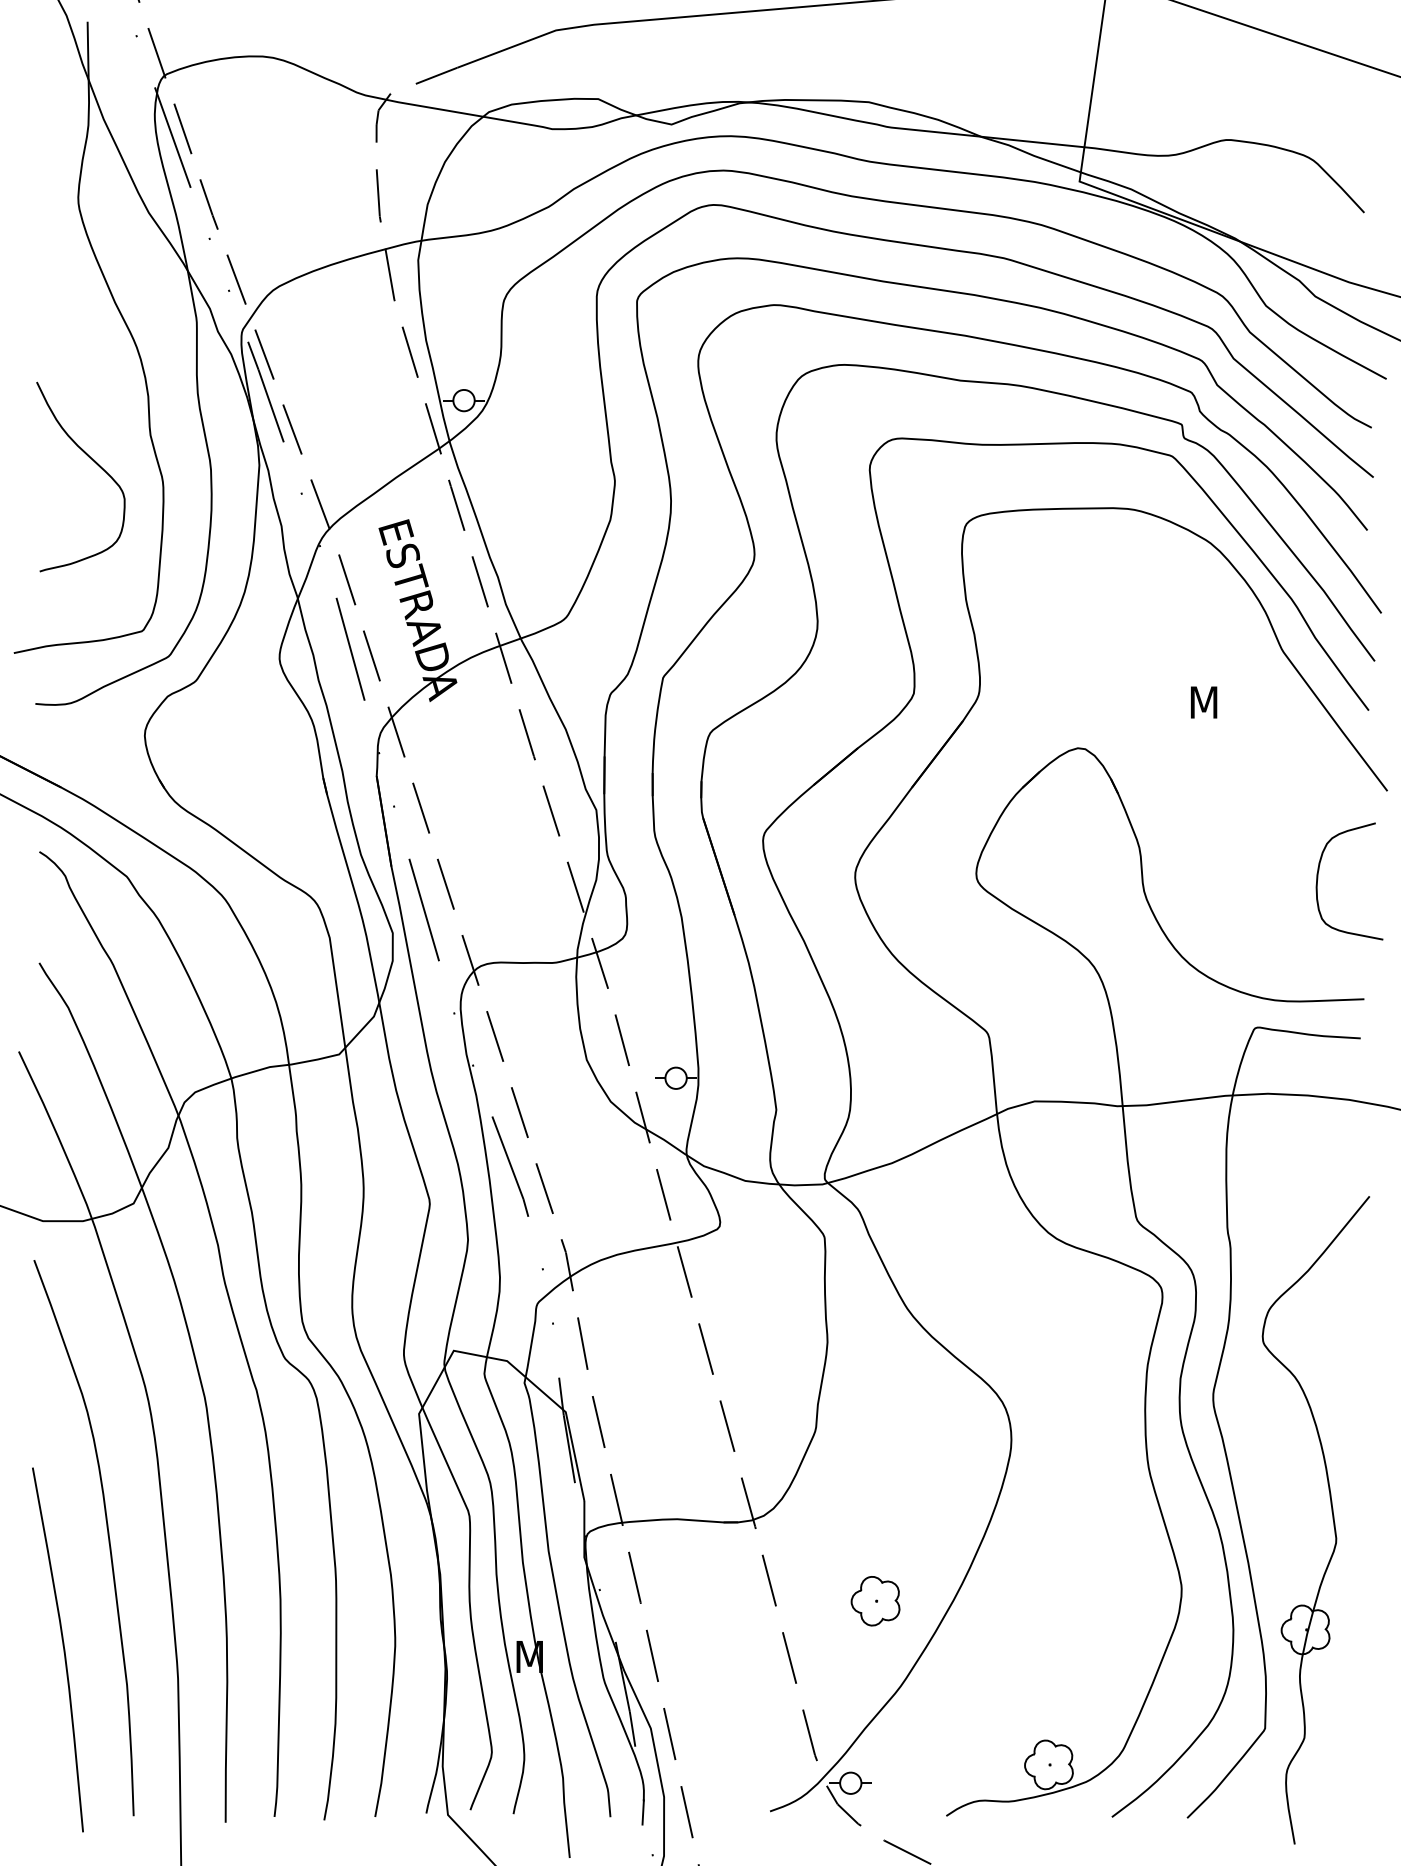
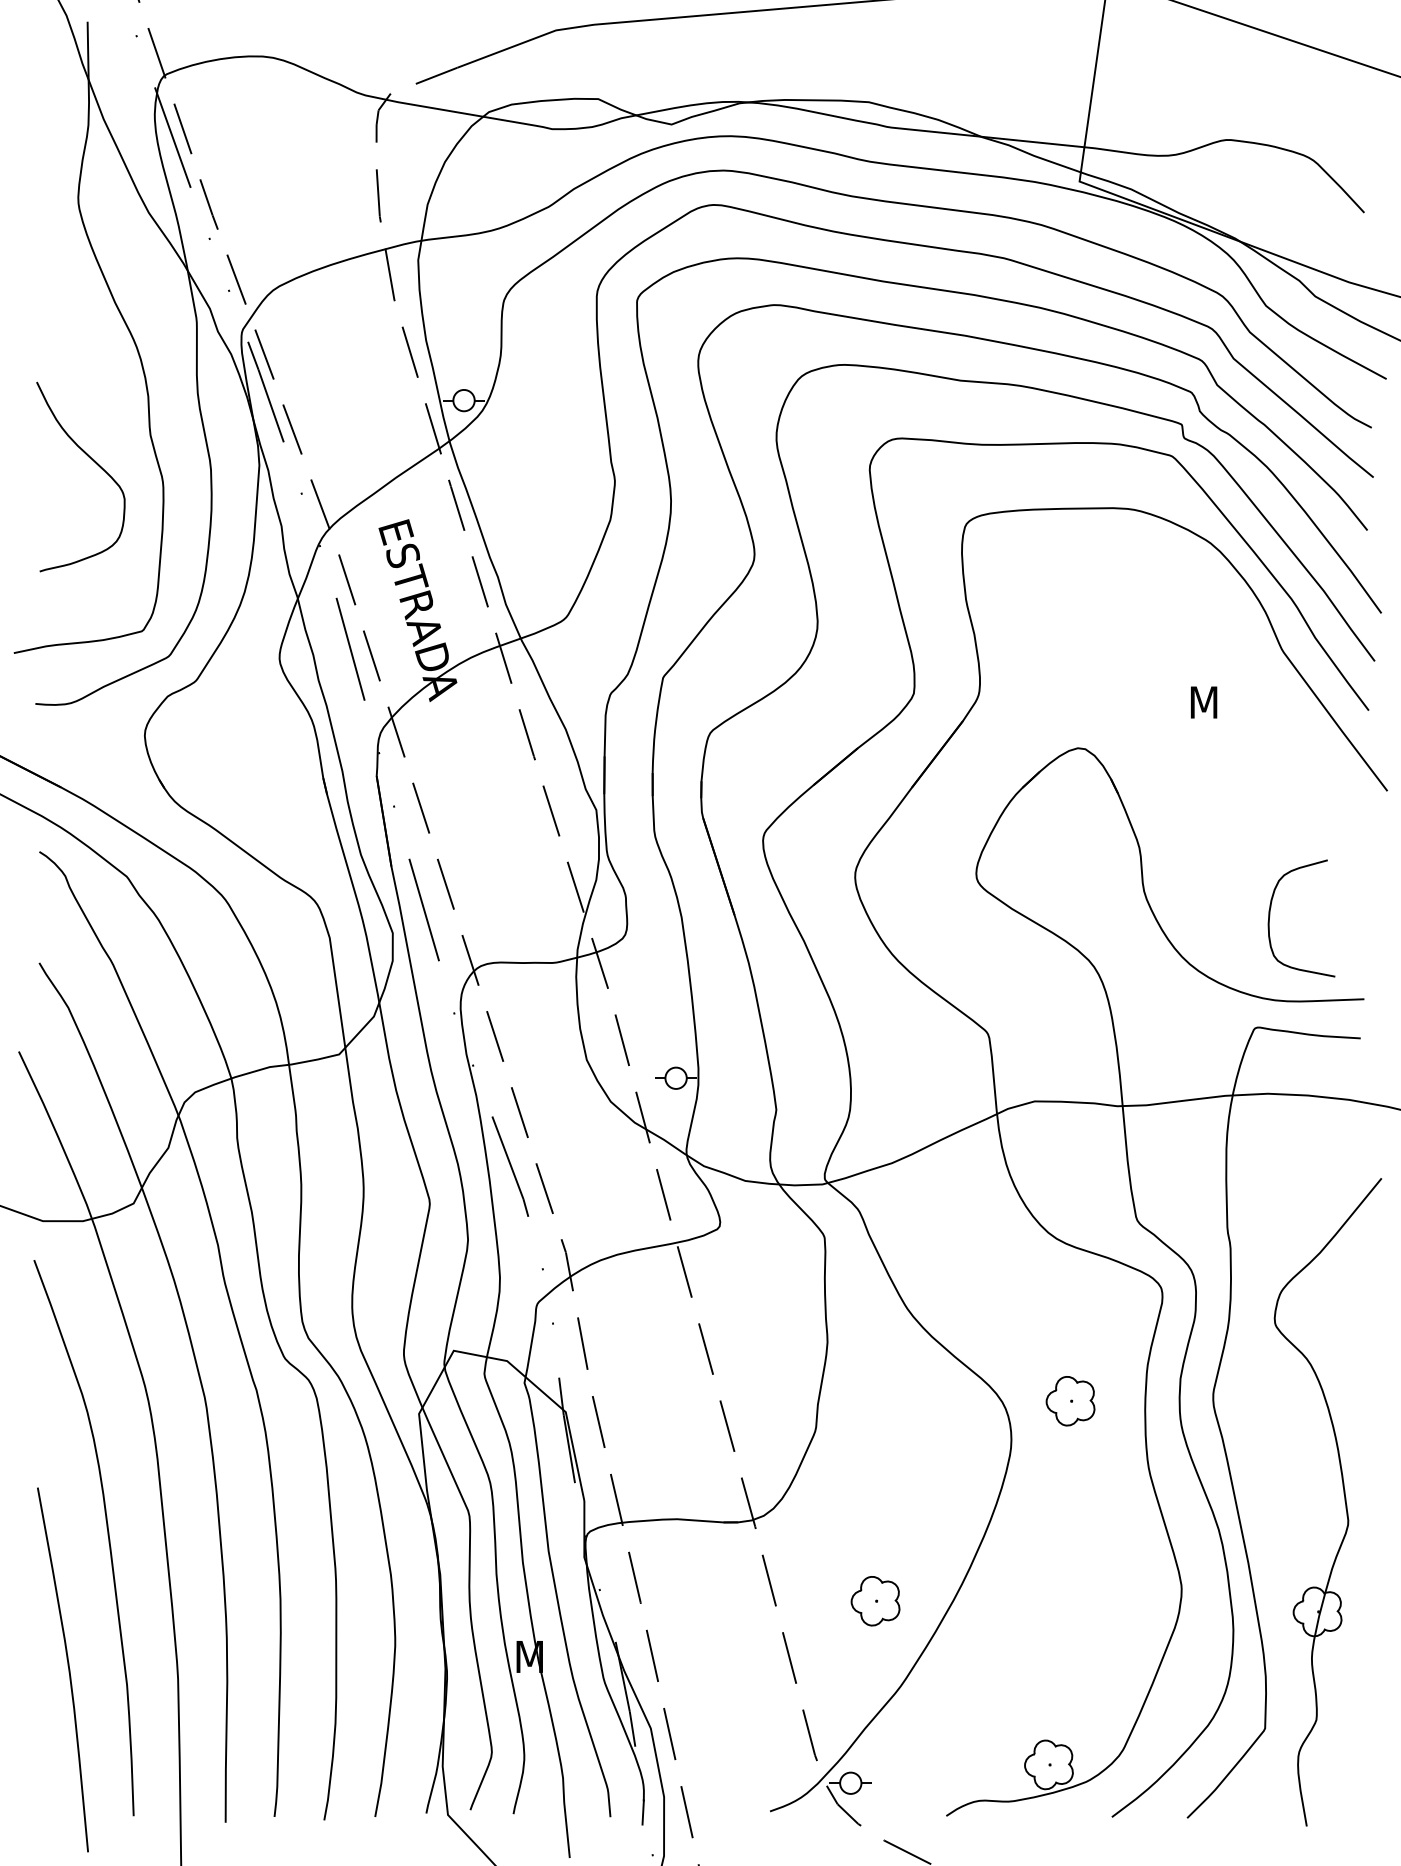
curve position: (1318, 879) -> (1270, 916) (1270, 916)
part: none -> present (1070, 1401)
part position: (1332, 1519) -> (1344, 1501) (1344, 1501)
curve position: (62, 1646) -> (67, 1666) (67, 1666)
